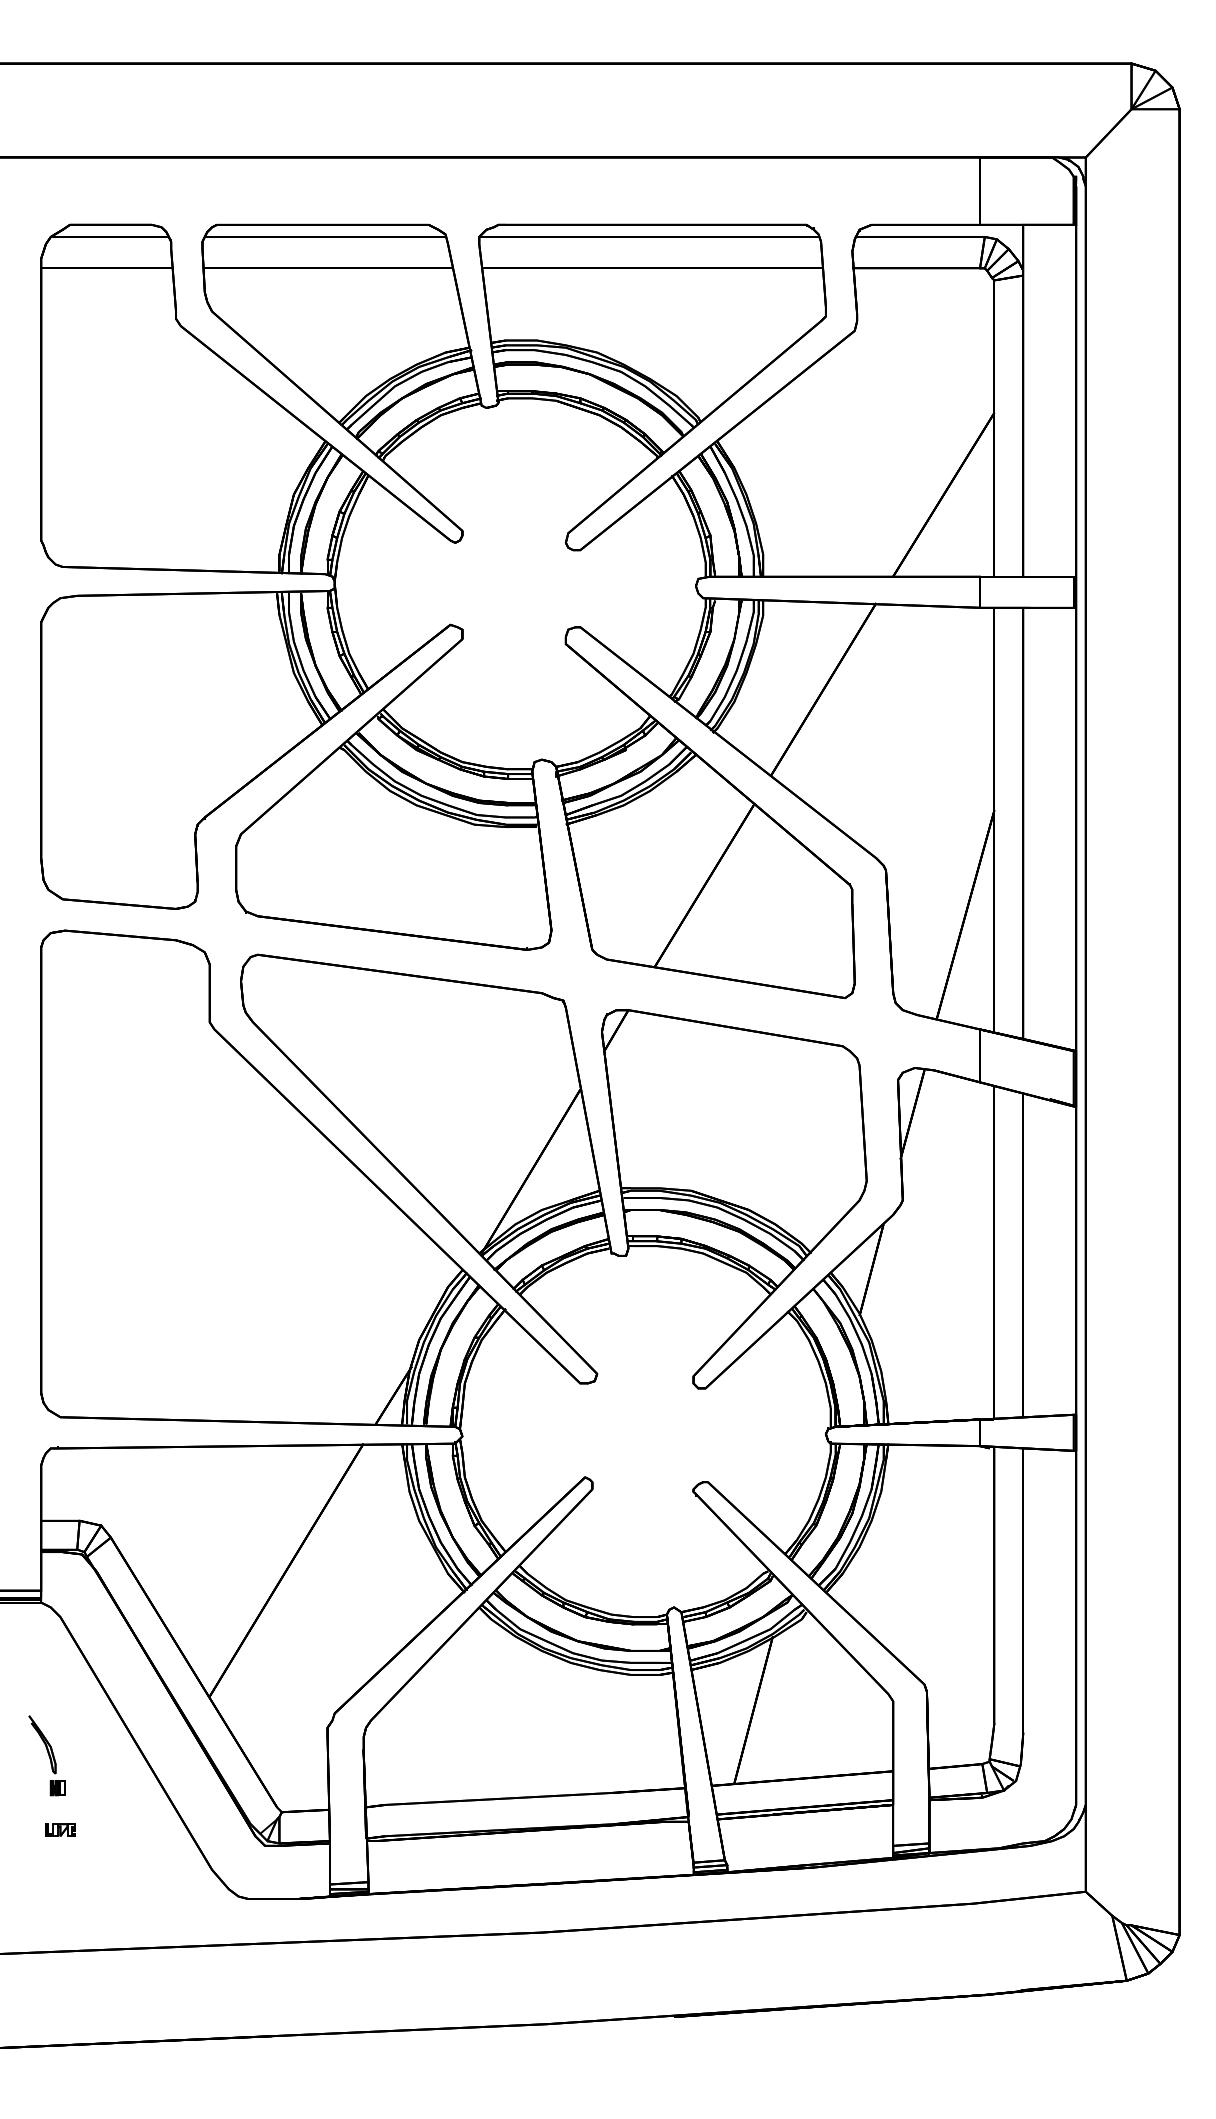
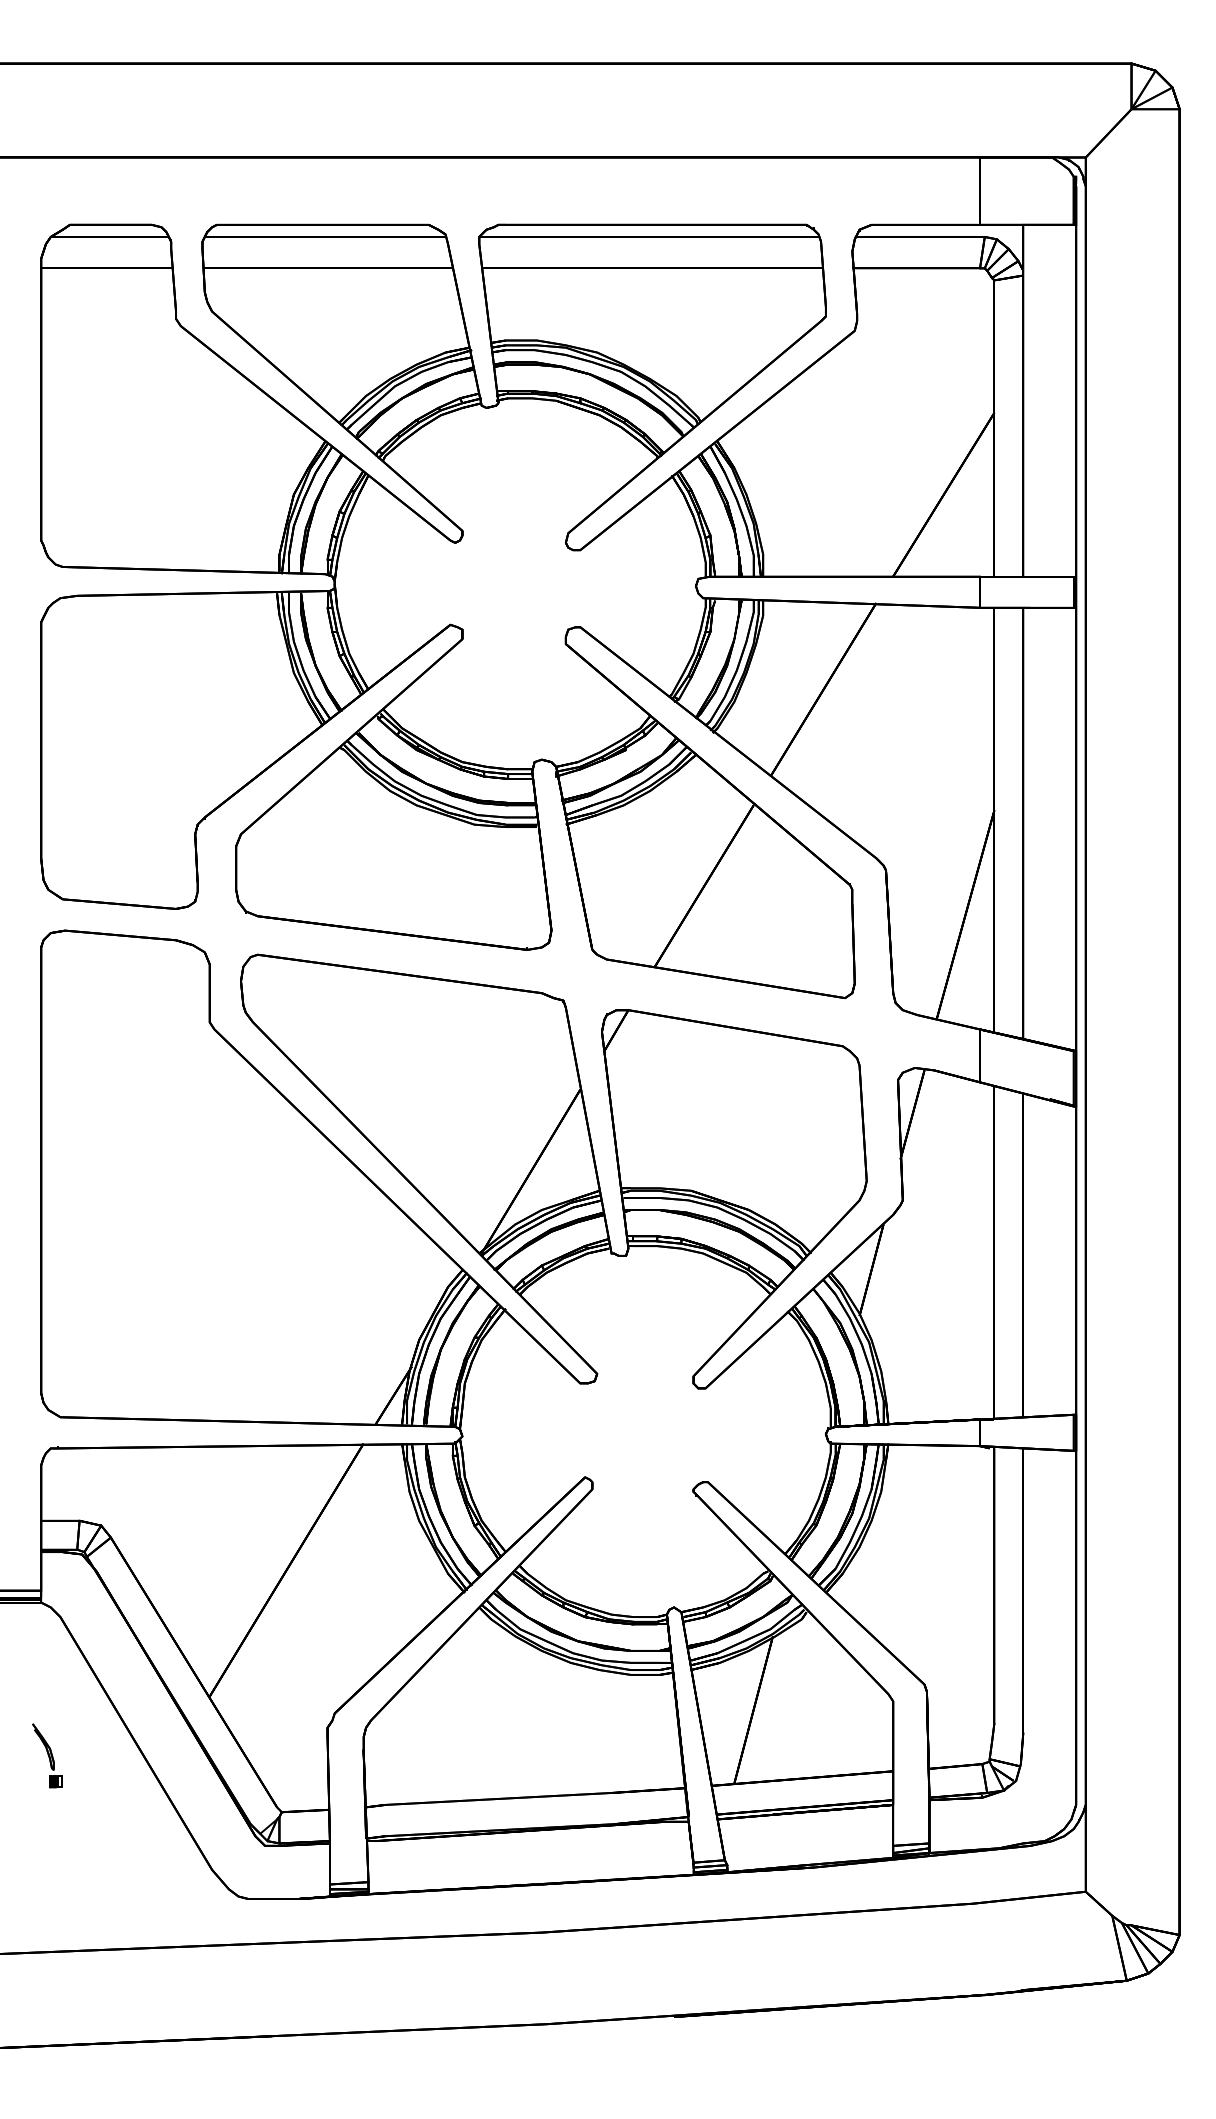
part size: 38x82 px -> 31x66 px (47, 1755)
part: present -> none (60, 1829)
